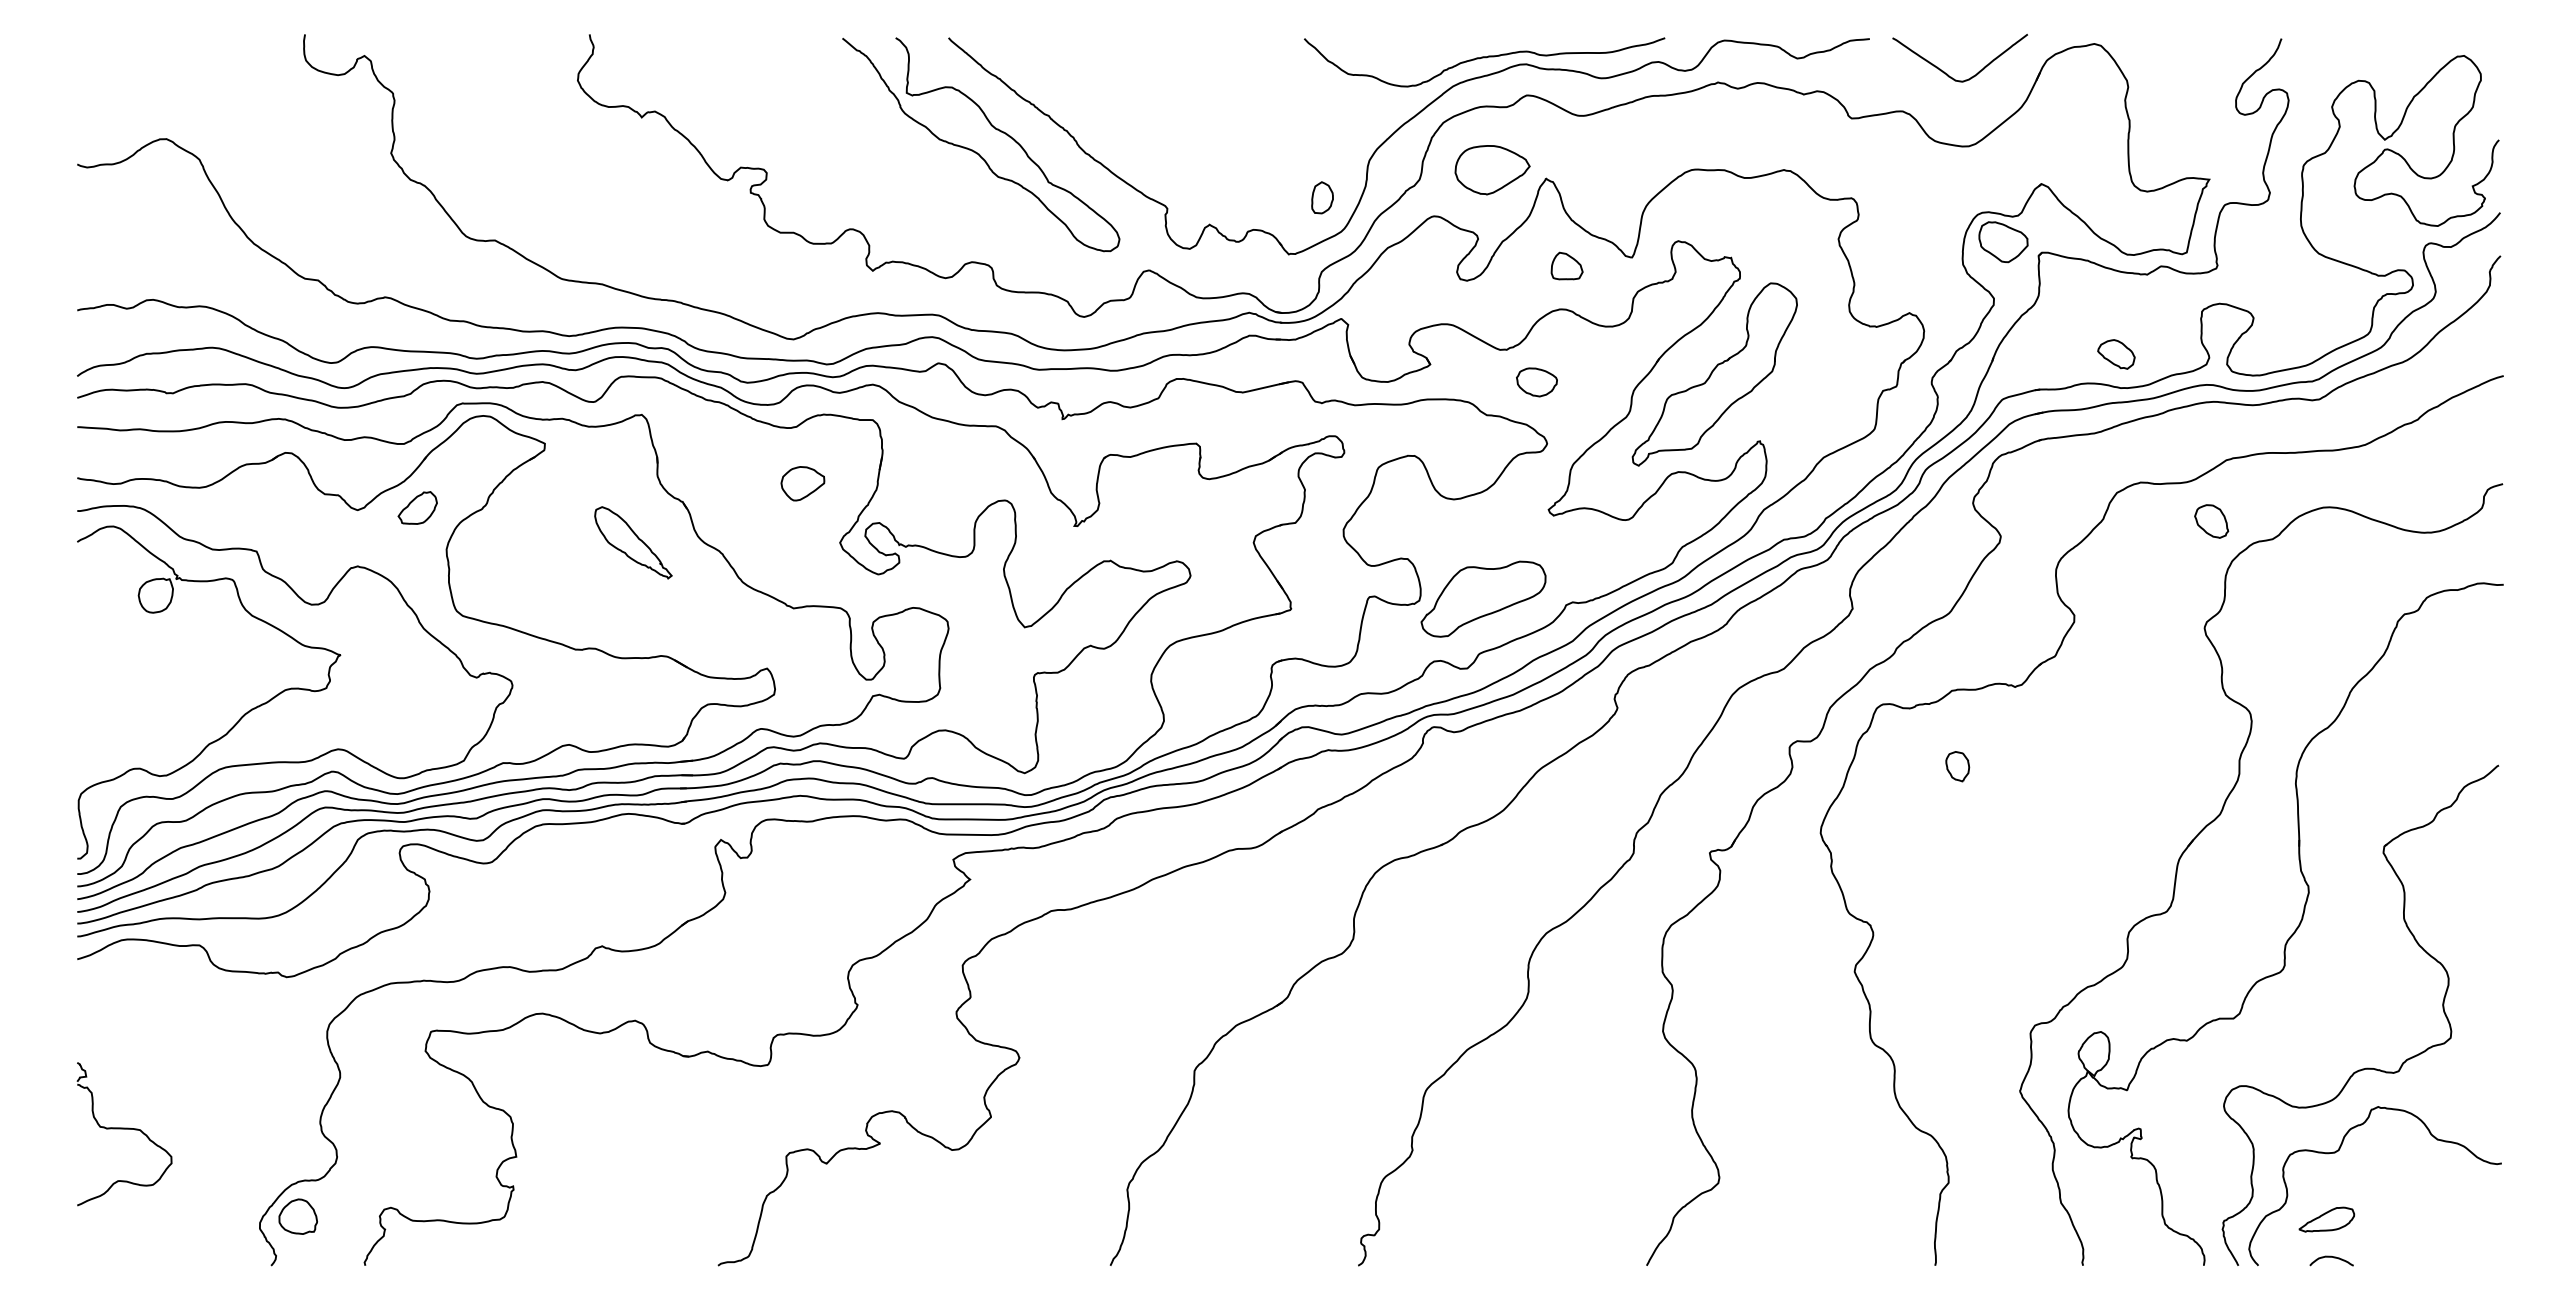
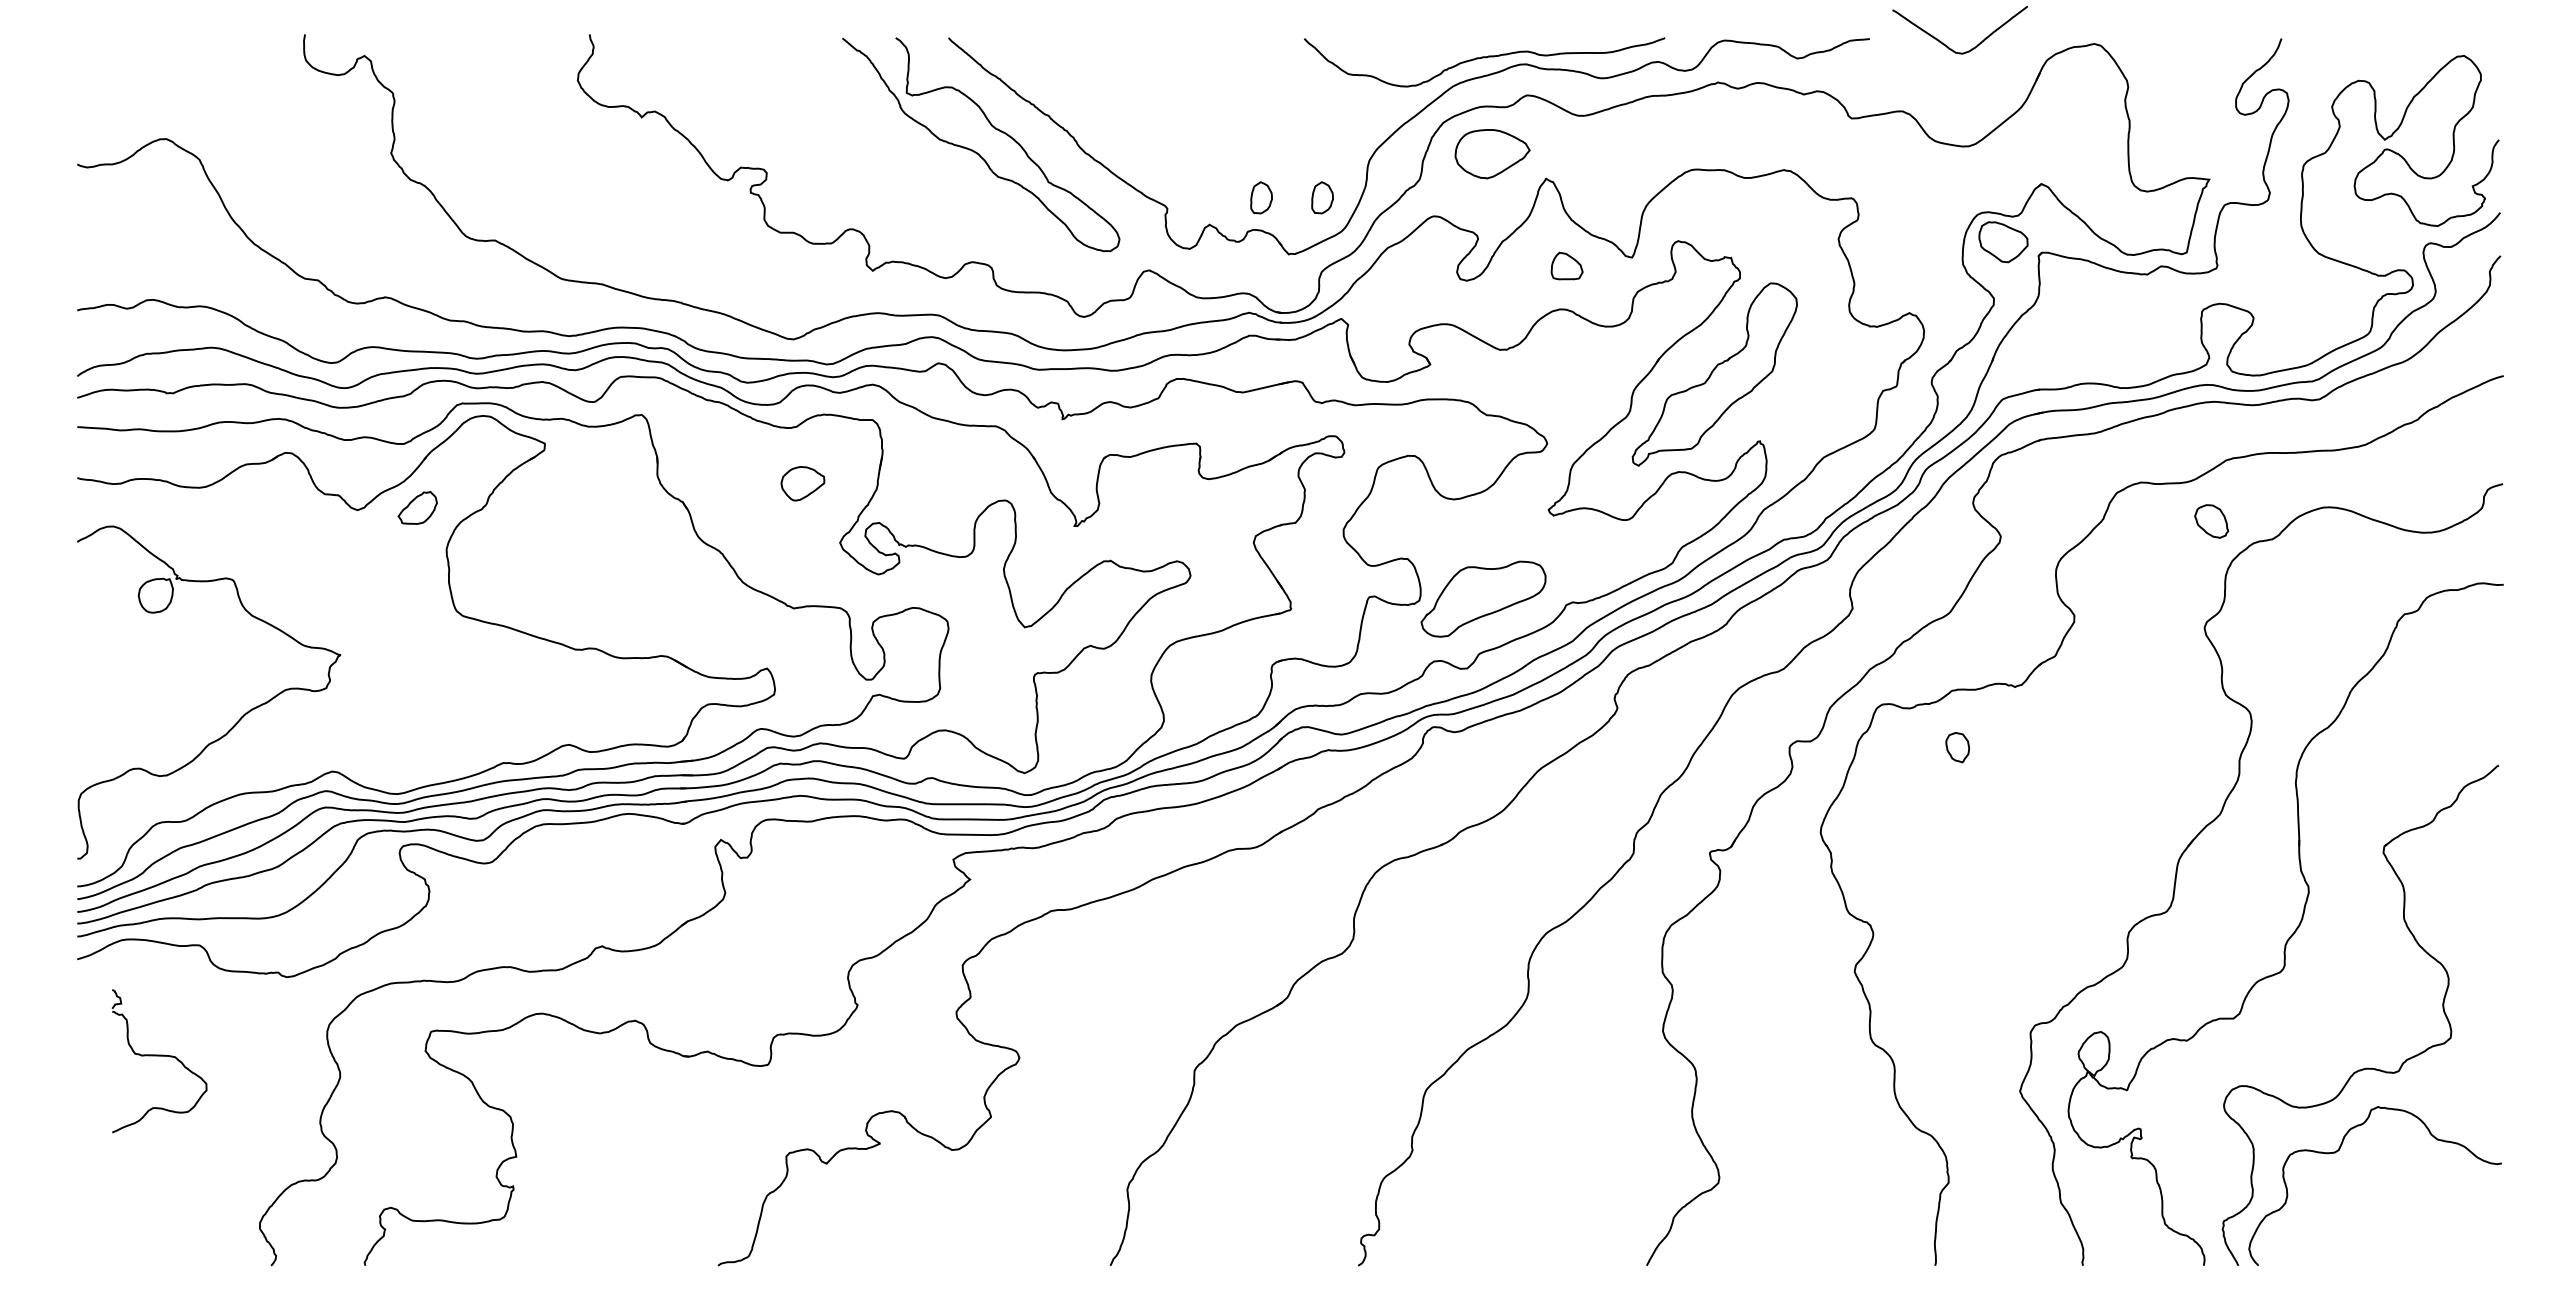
curve position: (1947, 73) -> (1947, 45) (1947, 45)
part position: (1492, 170) -> (1492, 154) (1492, 154)
part: none -> present (1261, 197)
part: present -> none (2116, 354)
part: present -> none (1536, 382)
part: present -> none (633, 542)
curve: present -> none (327, 751)
part position: (1957, 766) -> (1957, 747) (1957, 747)
part position: (124, 1134) -> (159, 1061) (159, 1061)
part: present -> none (297, 1216)
part: present -> none (2326, 1219)
curve: present -> none (2333, 1258)
